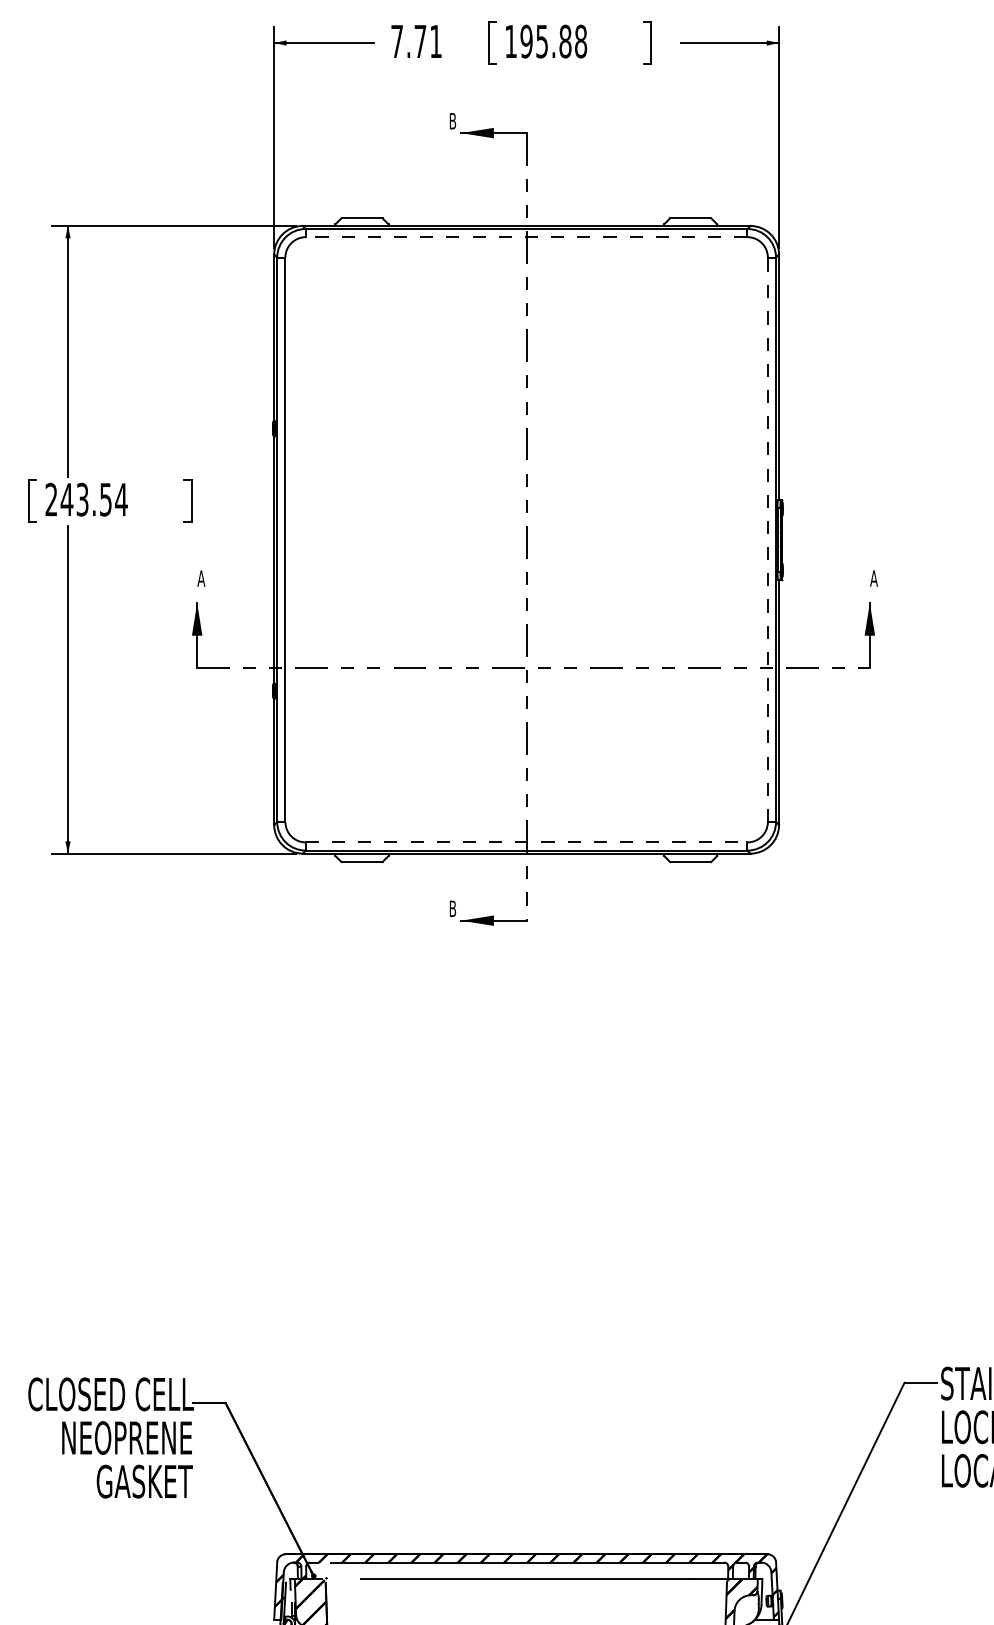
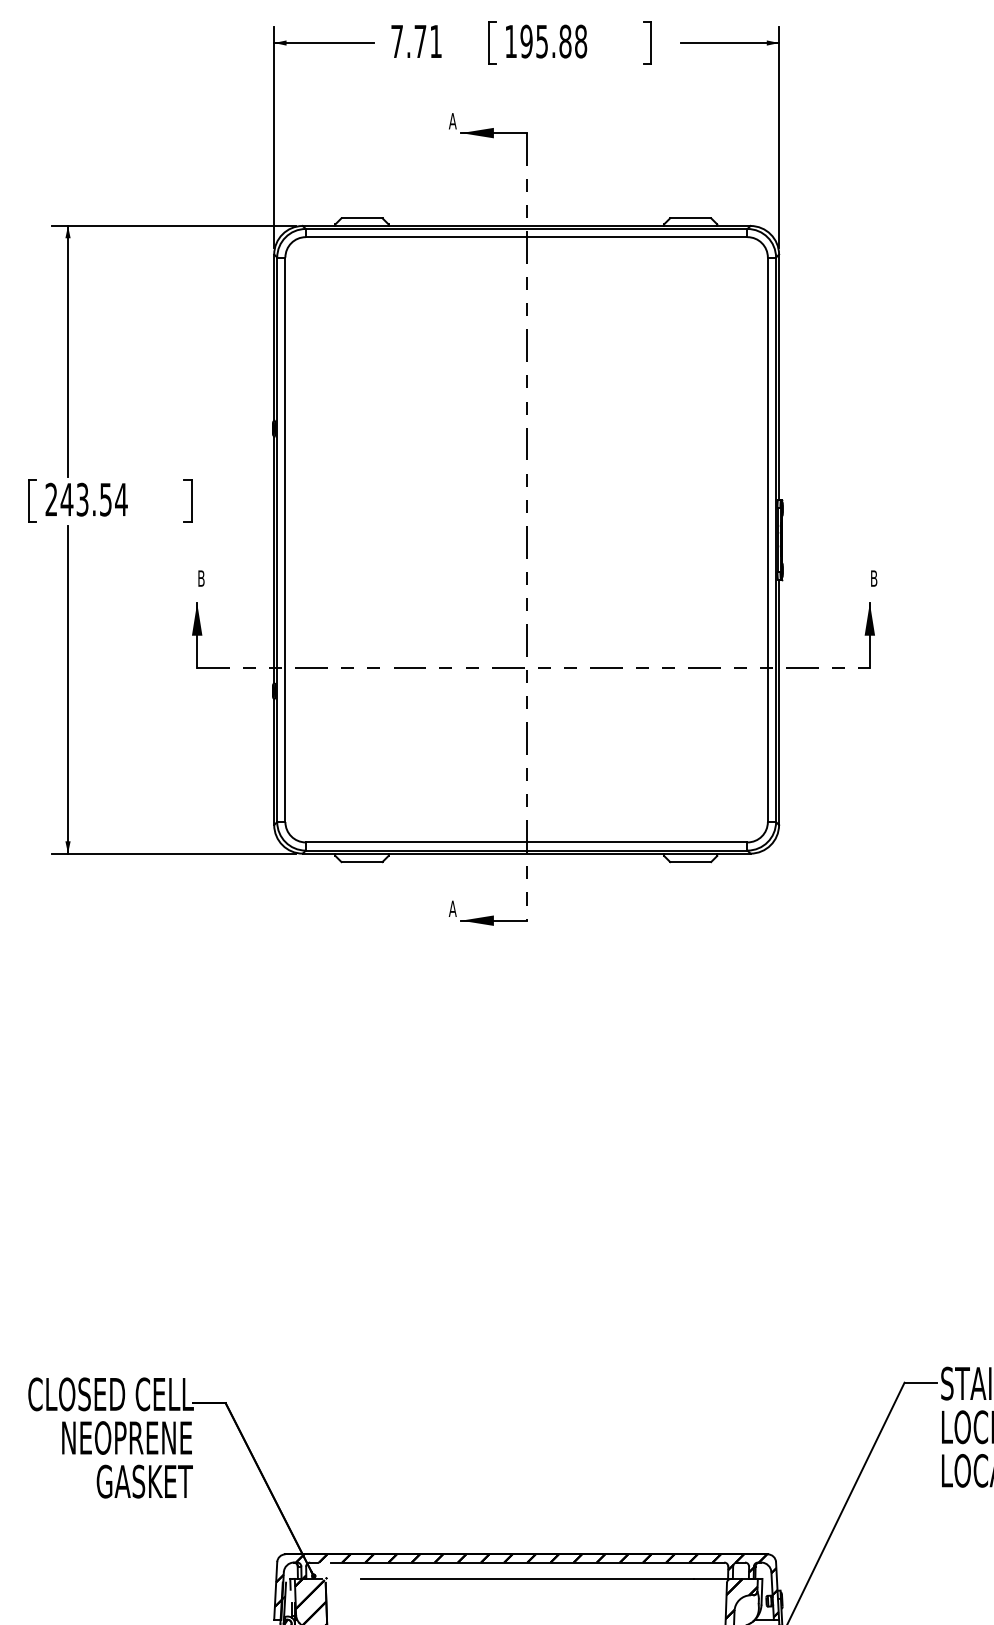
text: B -> A (452, 121)
line: dashed -> solid (526, 237)
line: dashed -> solid (767, 539)
text: A -> B (201, 578)
text: A -> B (873, 578)
line: dashed -> solid (526, 842)
text: B -> A (452, 908)
